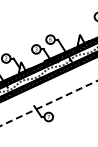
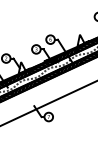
line: dashed -> solid (49, 103)
